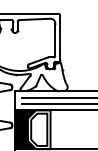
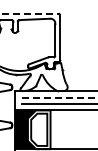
line: solid -> dashed (29, 13)
line: solid -> dashed (59, 97)
